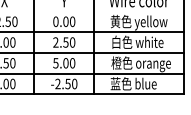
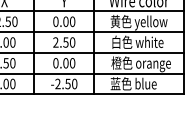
line: none -> present (92, 11)
text: 5.00 -> 0.00 (55, 63)
